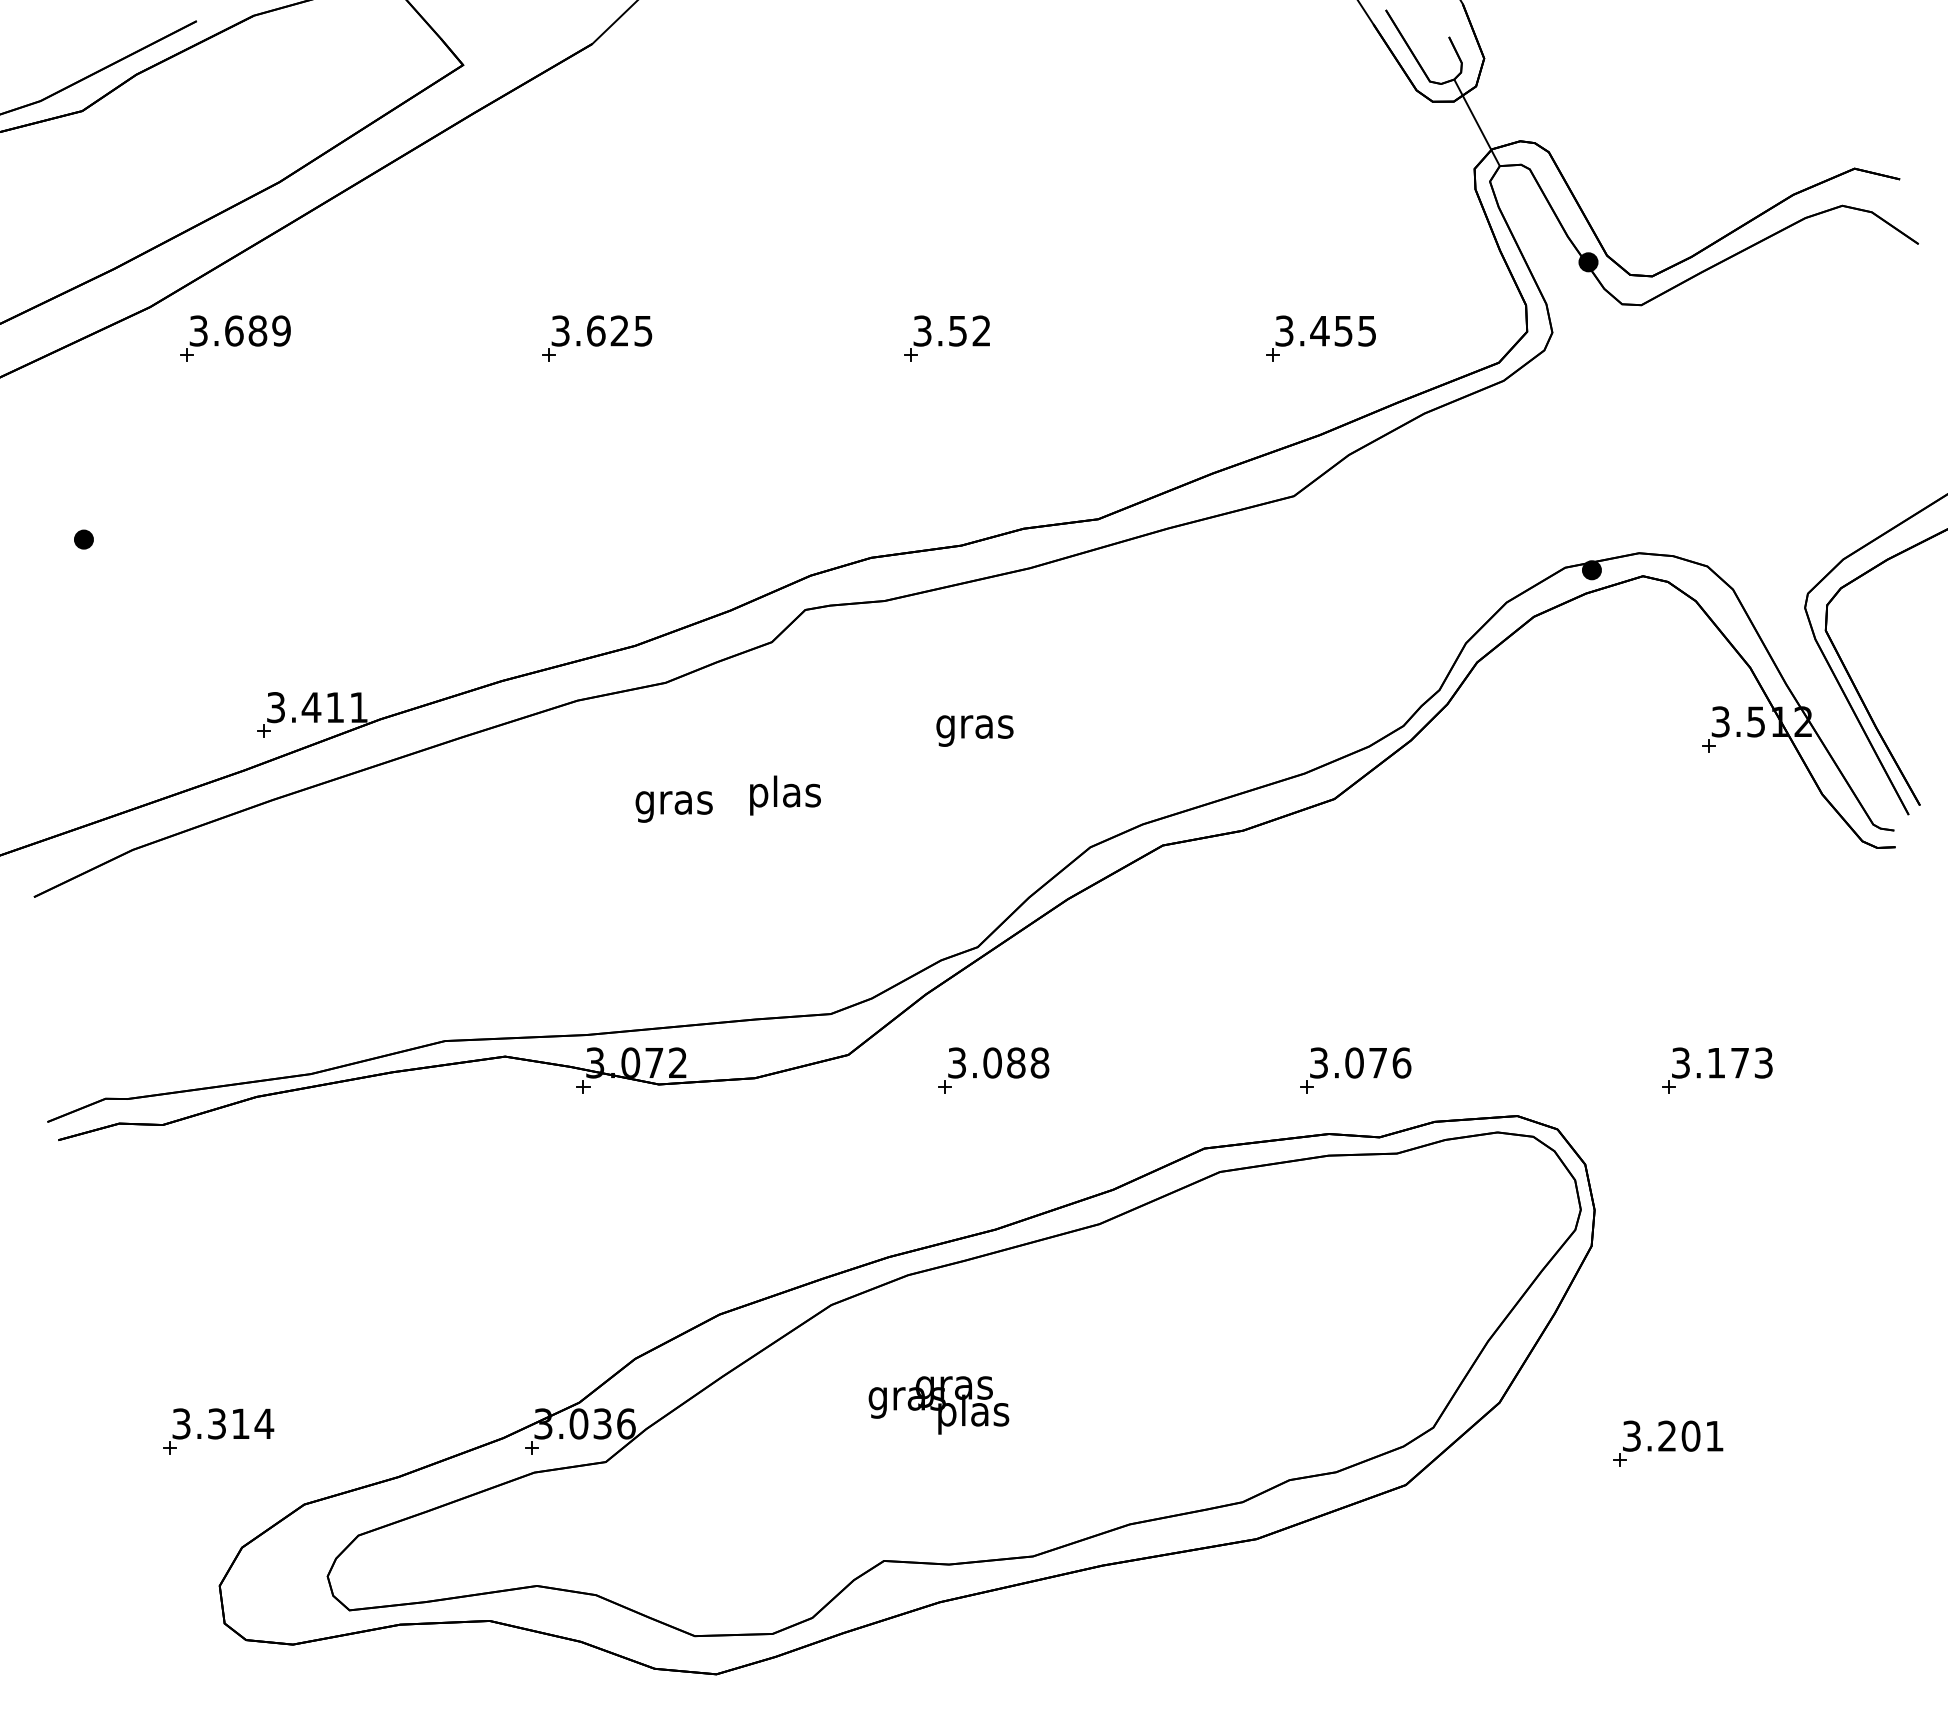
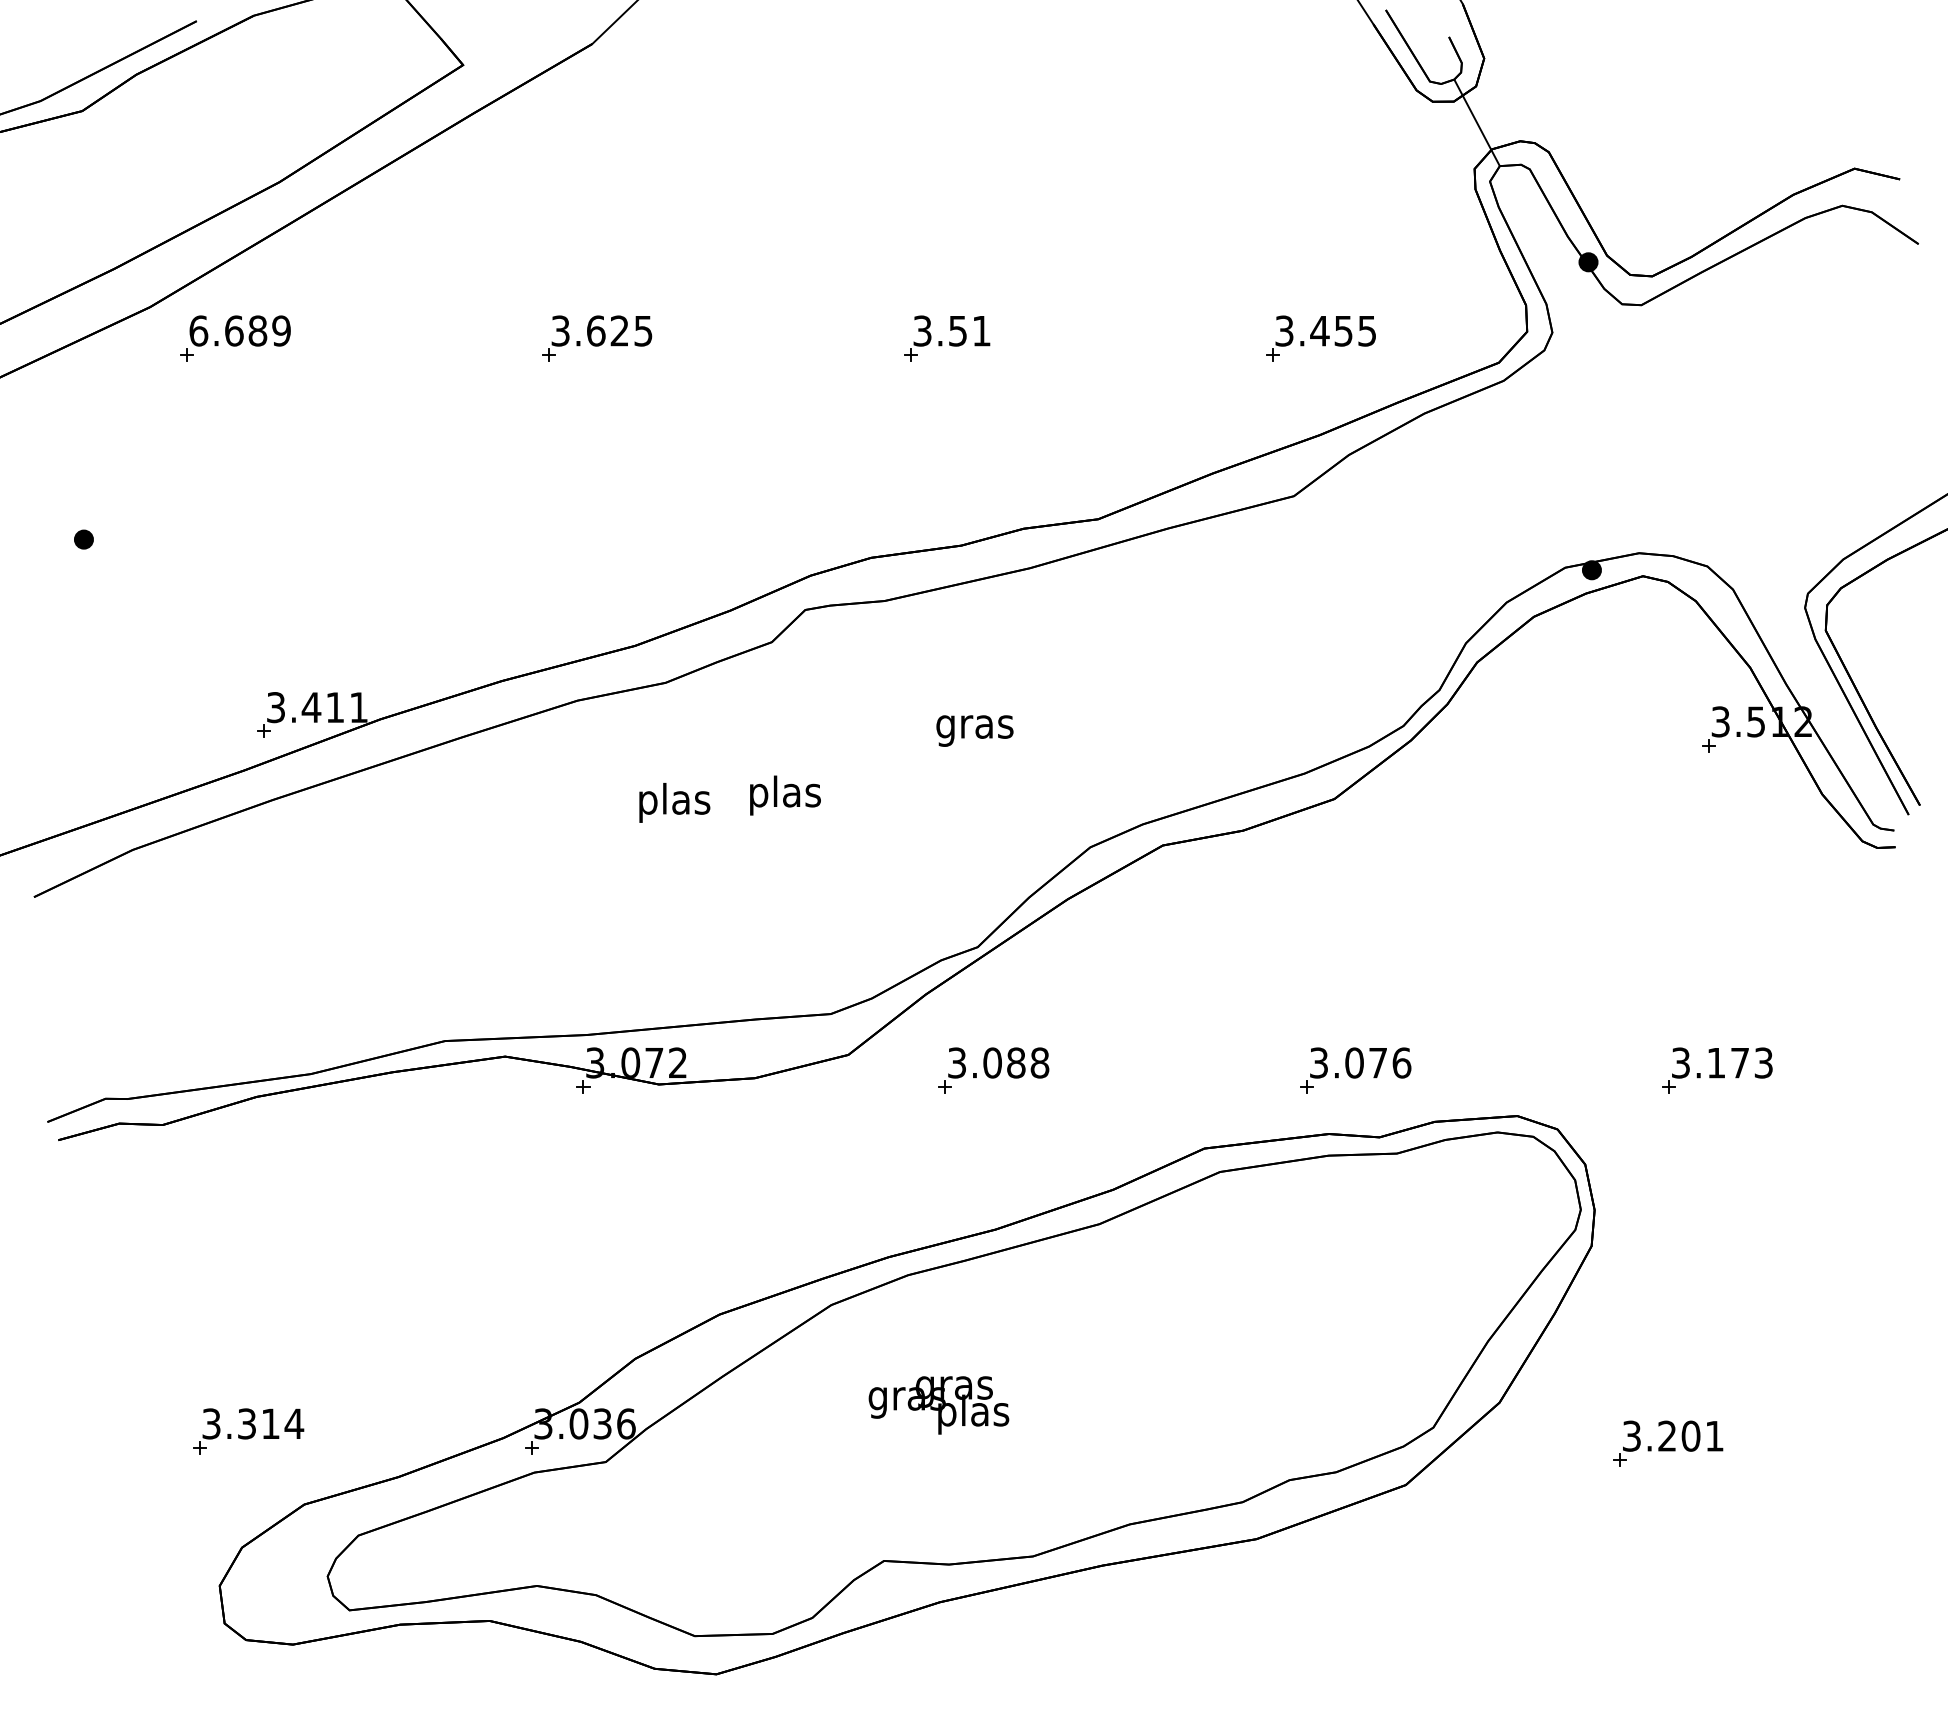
text: 3.689 -> 6.689 (198, 330)
text: 3.52 -> 3.51 (981, 330)
text: gras -> plas (673, 802)
part position: (218, 1431) -> (248, 1431) (248, 1431)
